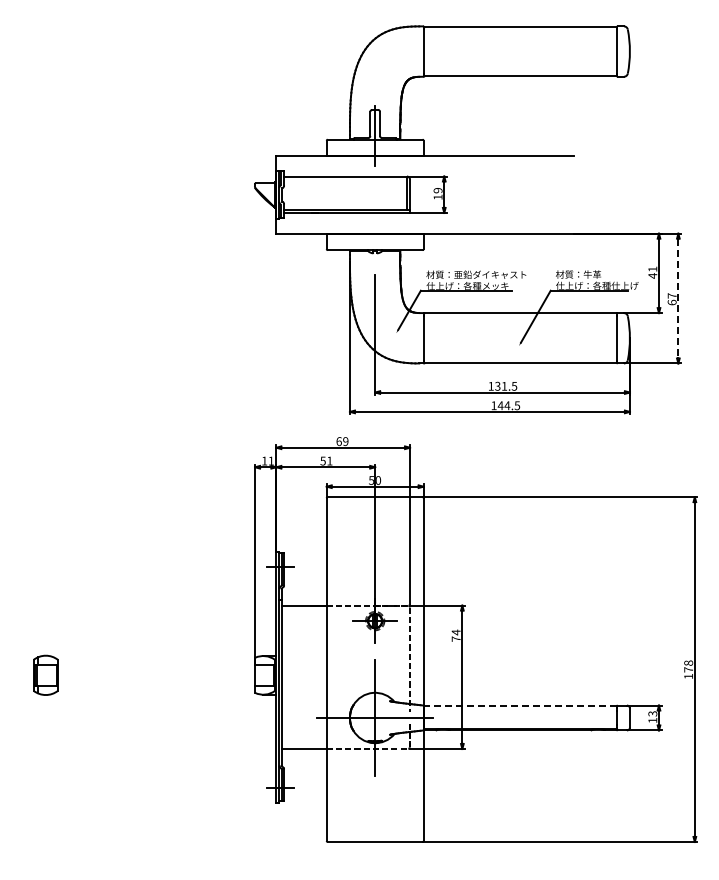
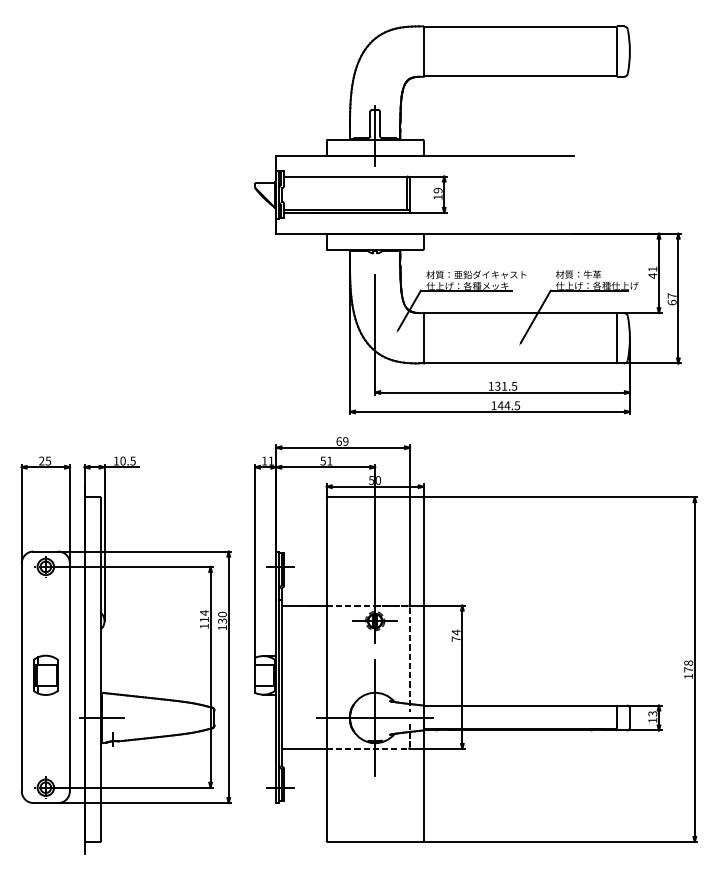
line: dashed -> solid (678, 298)
part: none -> present (125, 655)
line: dashed -> solid (520, 705)
